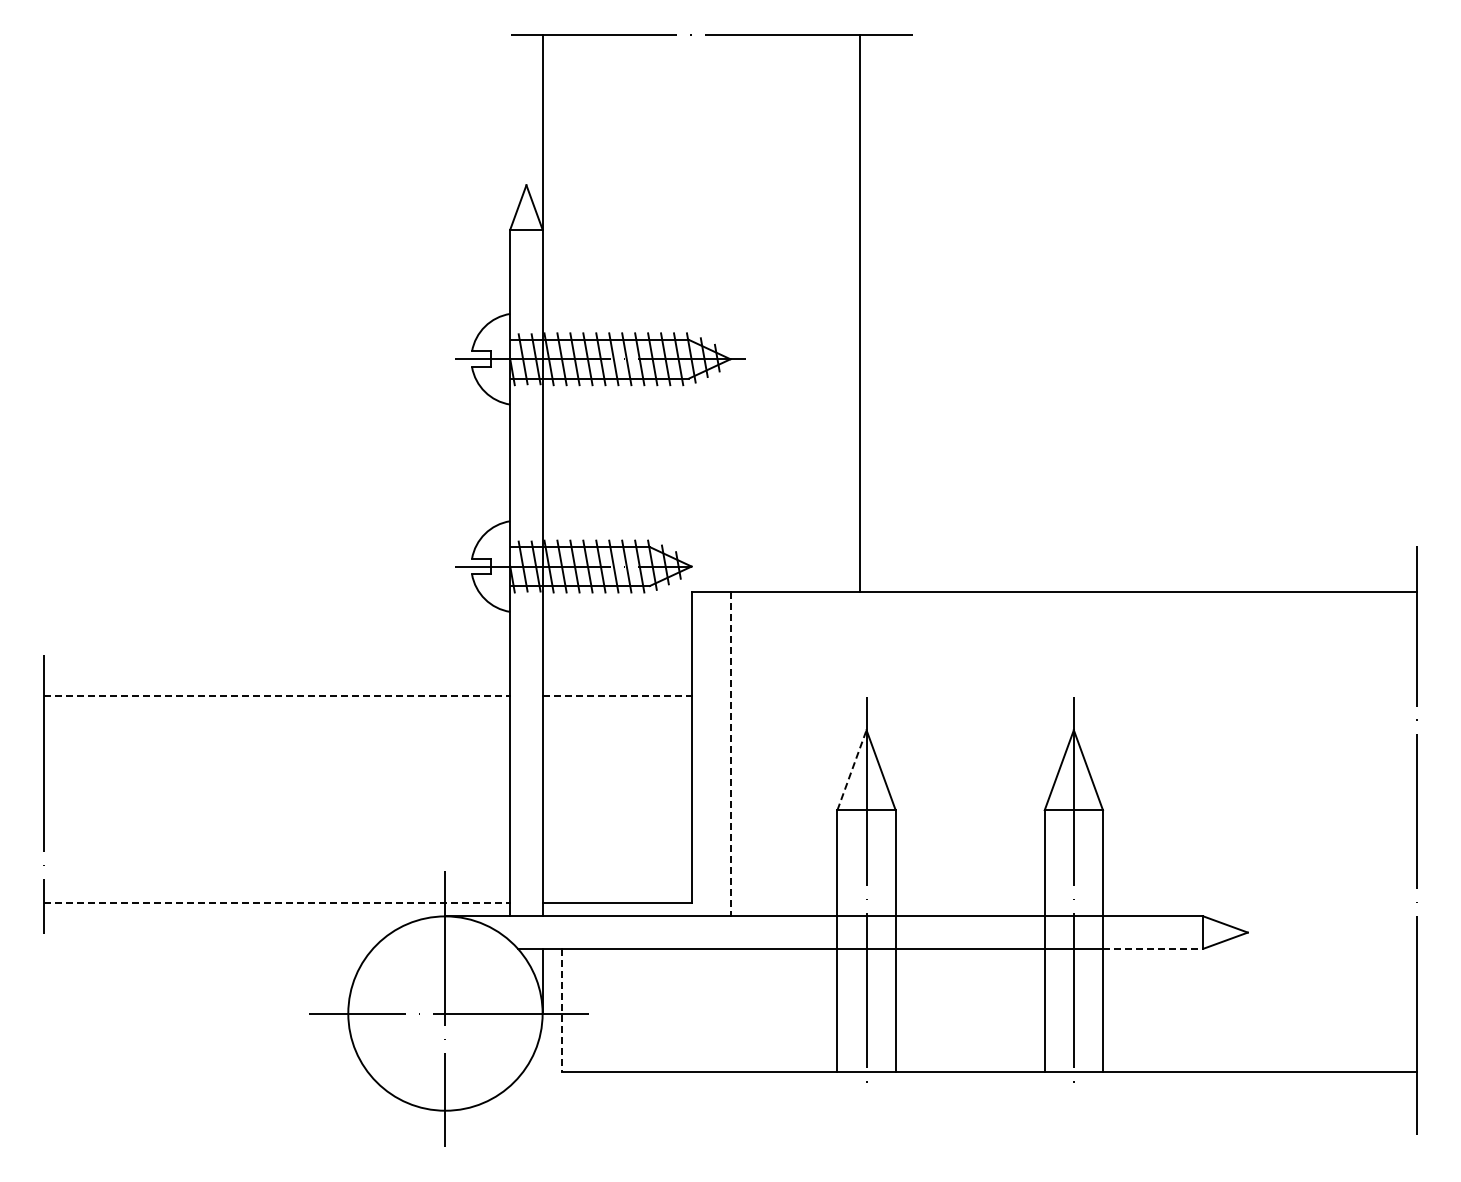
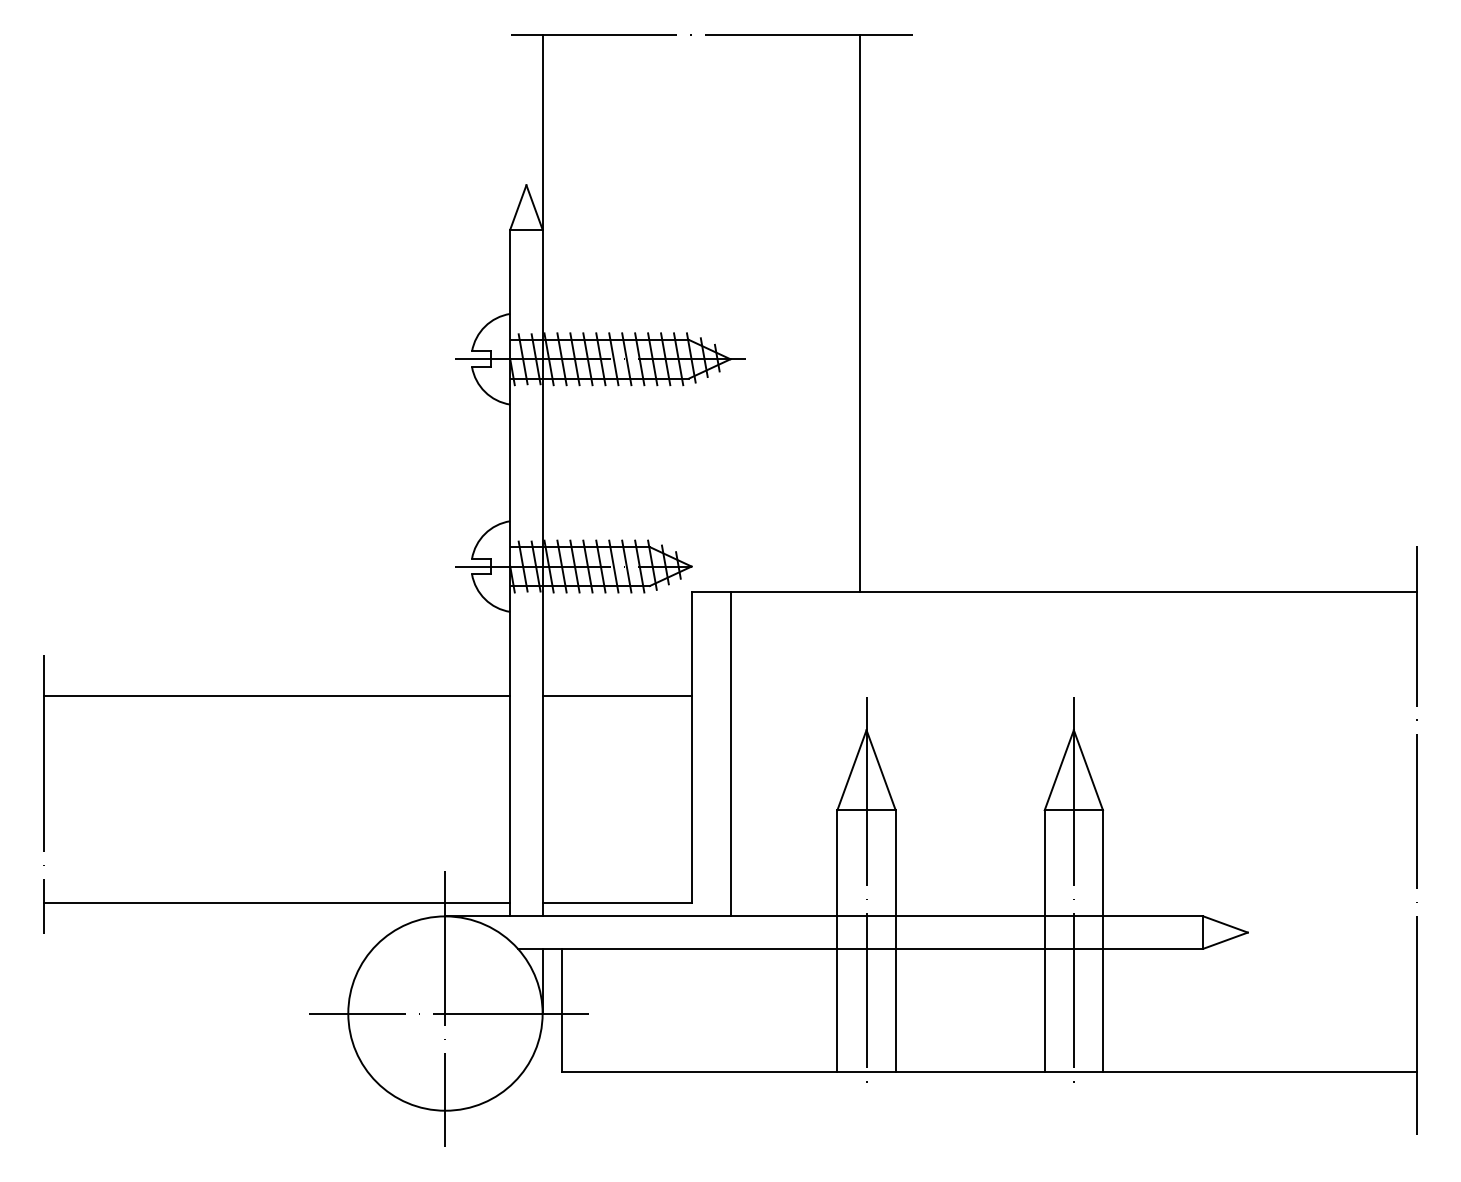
line: dashed -> solid (277, 696)
line: dashed -> solid (617, 696)
line: dashed -> solid (730, 754)
line: dashed -> solid (851, 770)
line: dashed -> solid (277, 903)
line: dashed -> solid (1153, 948)
line: dashed -> solid (562, 1010)
